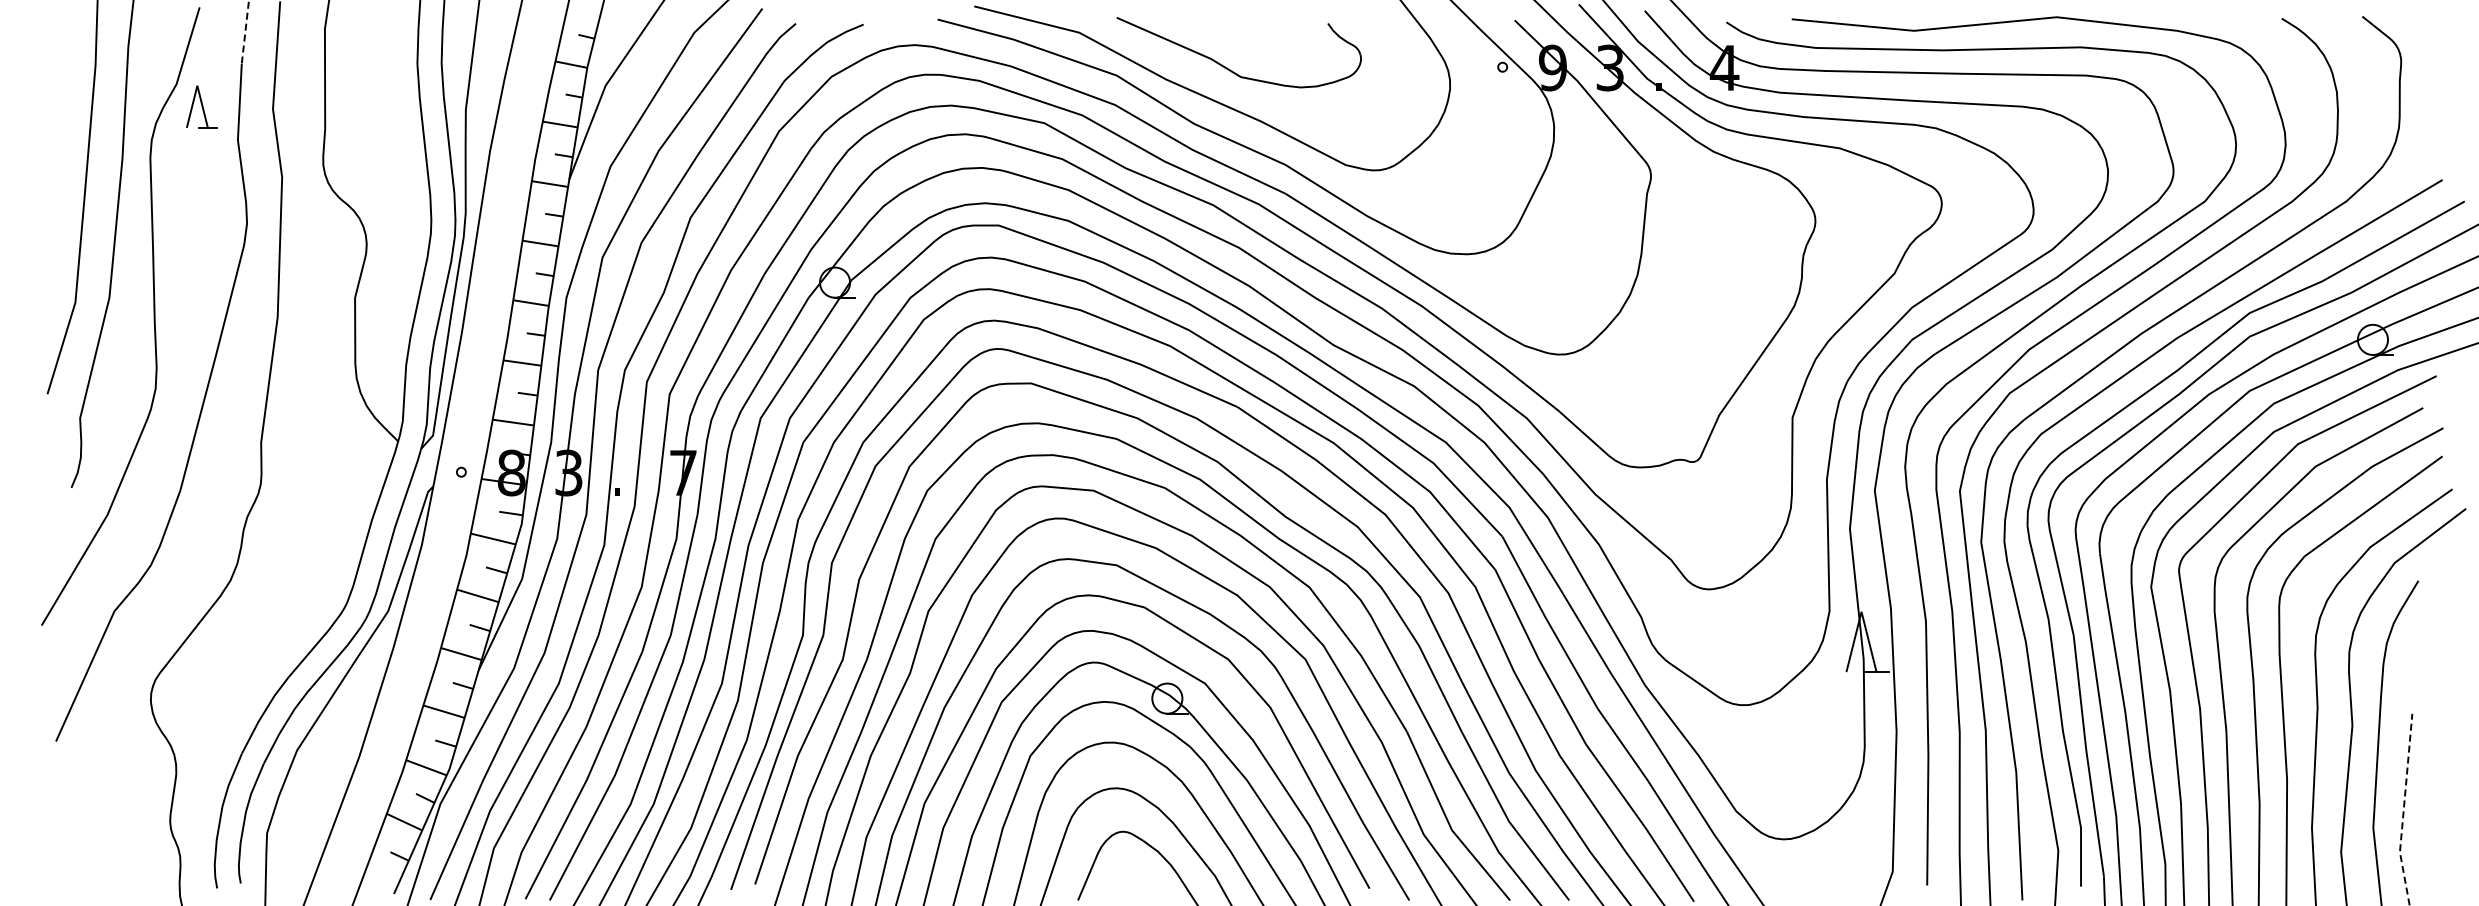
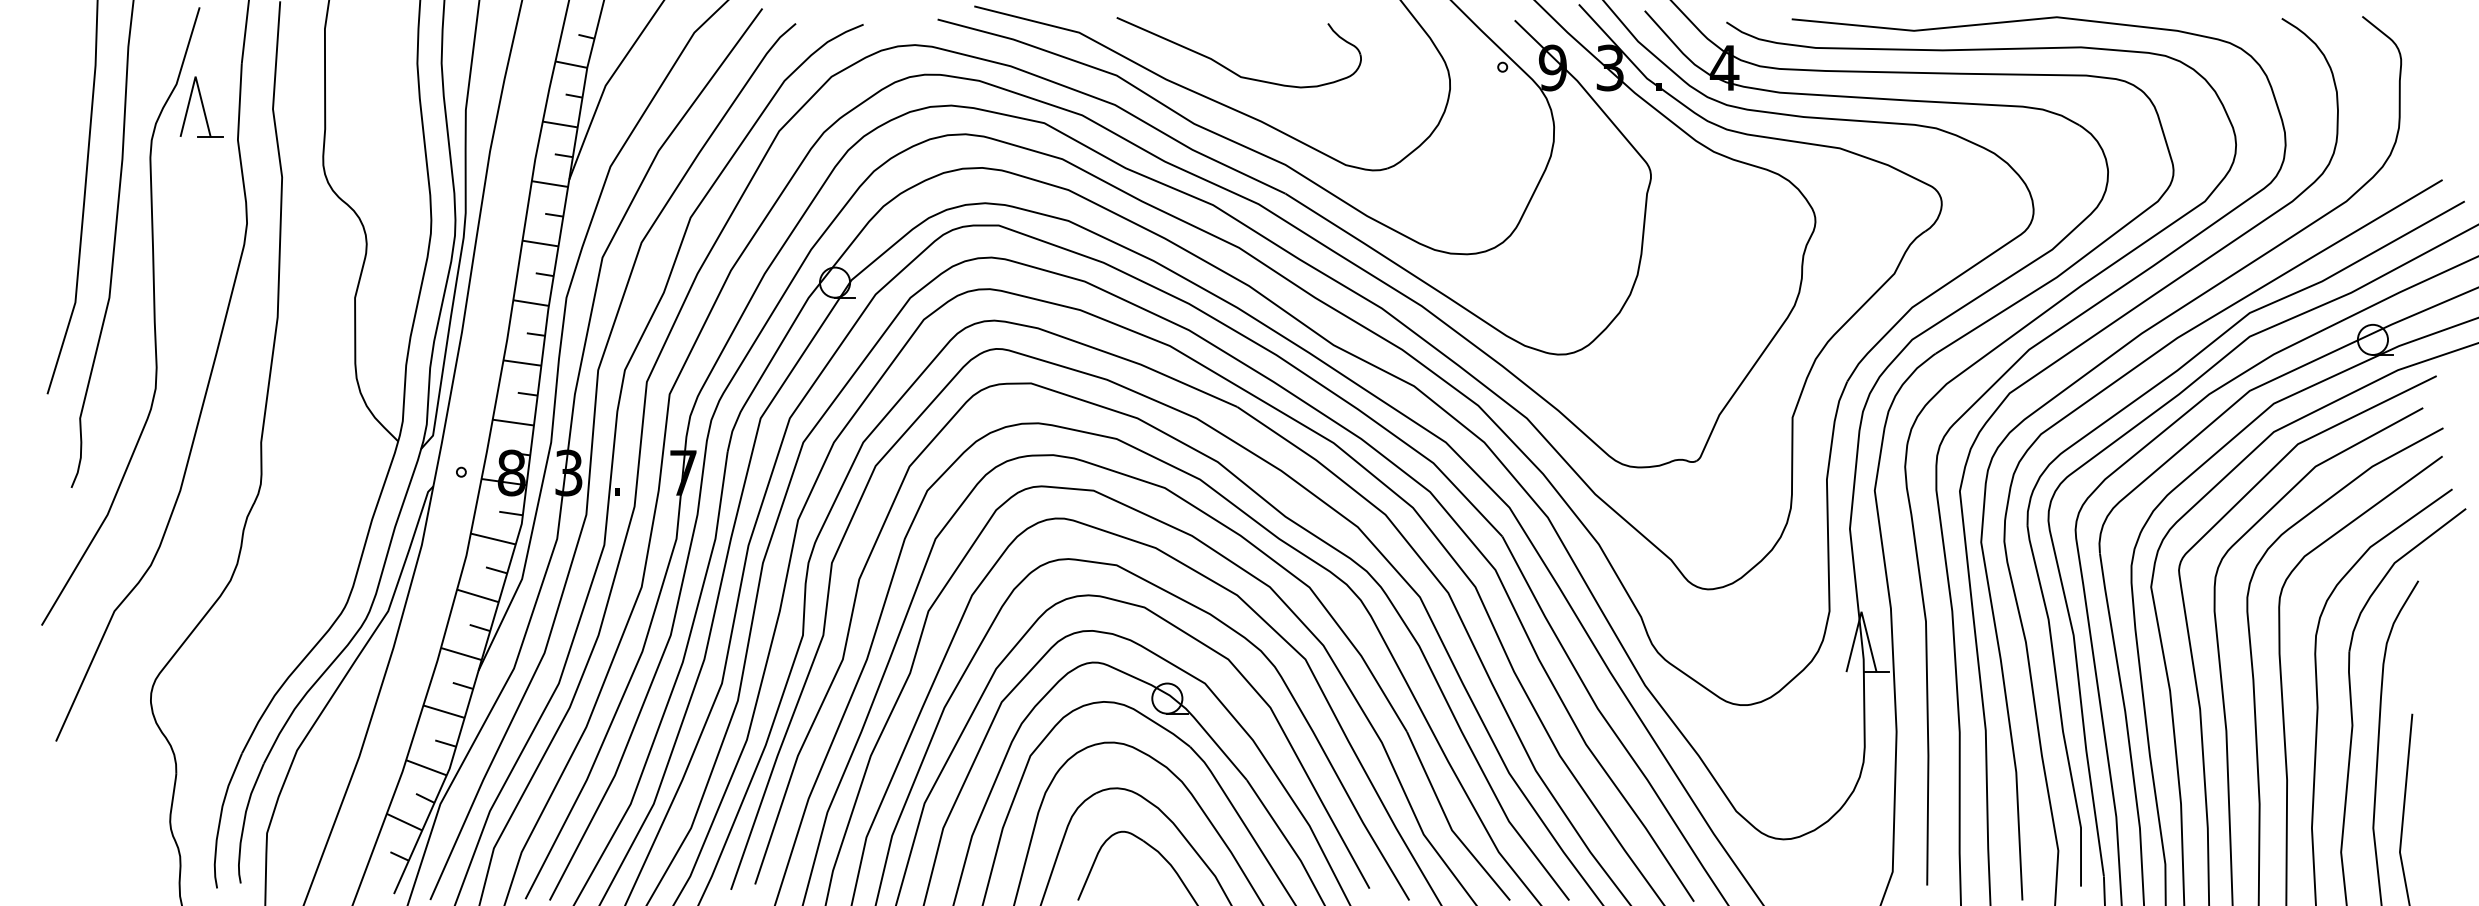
line: dashed -> solid (245, 32)
part size: 32x44 px -> 45x62 px (201, 106)
line: dashed -> solid (2403, 809)
